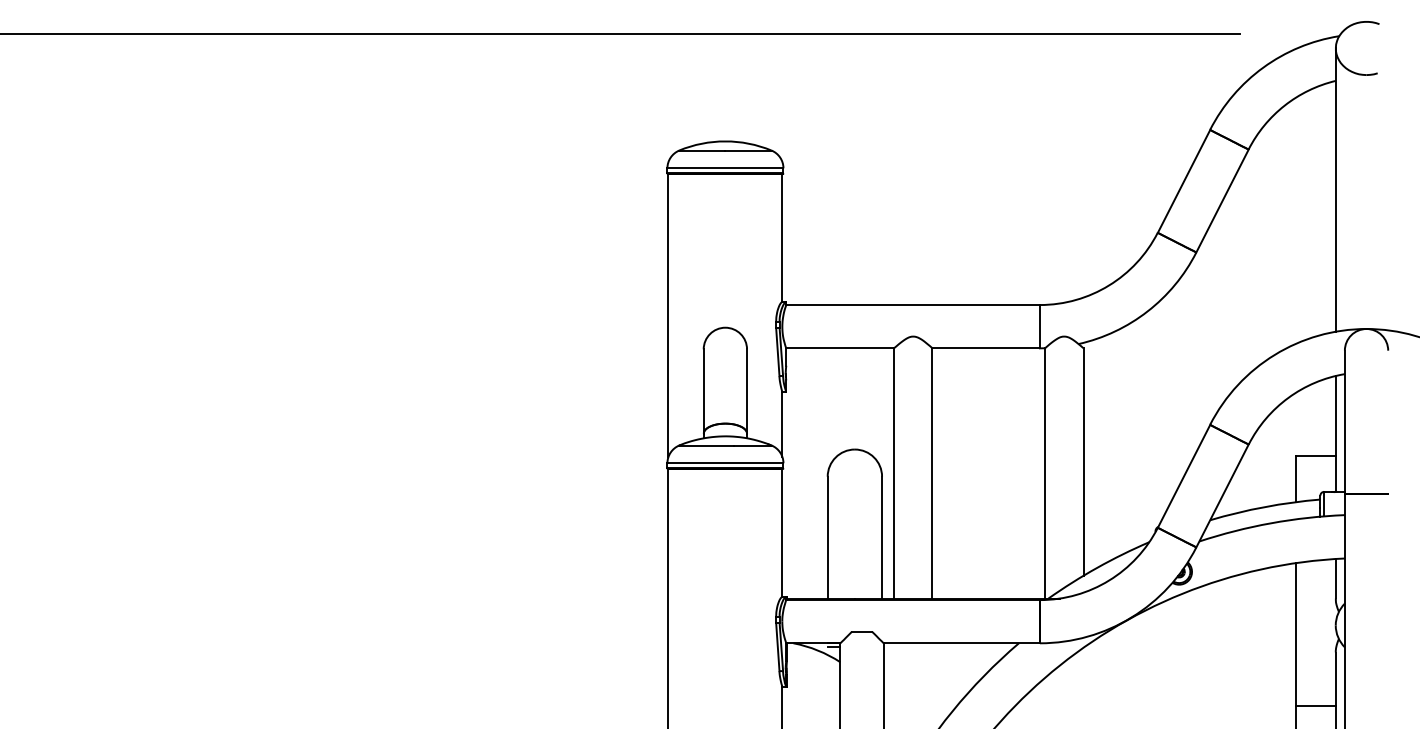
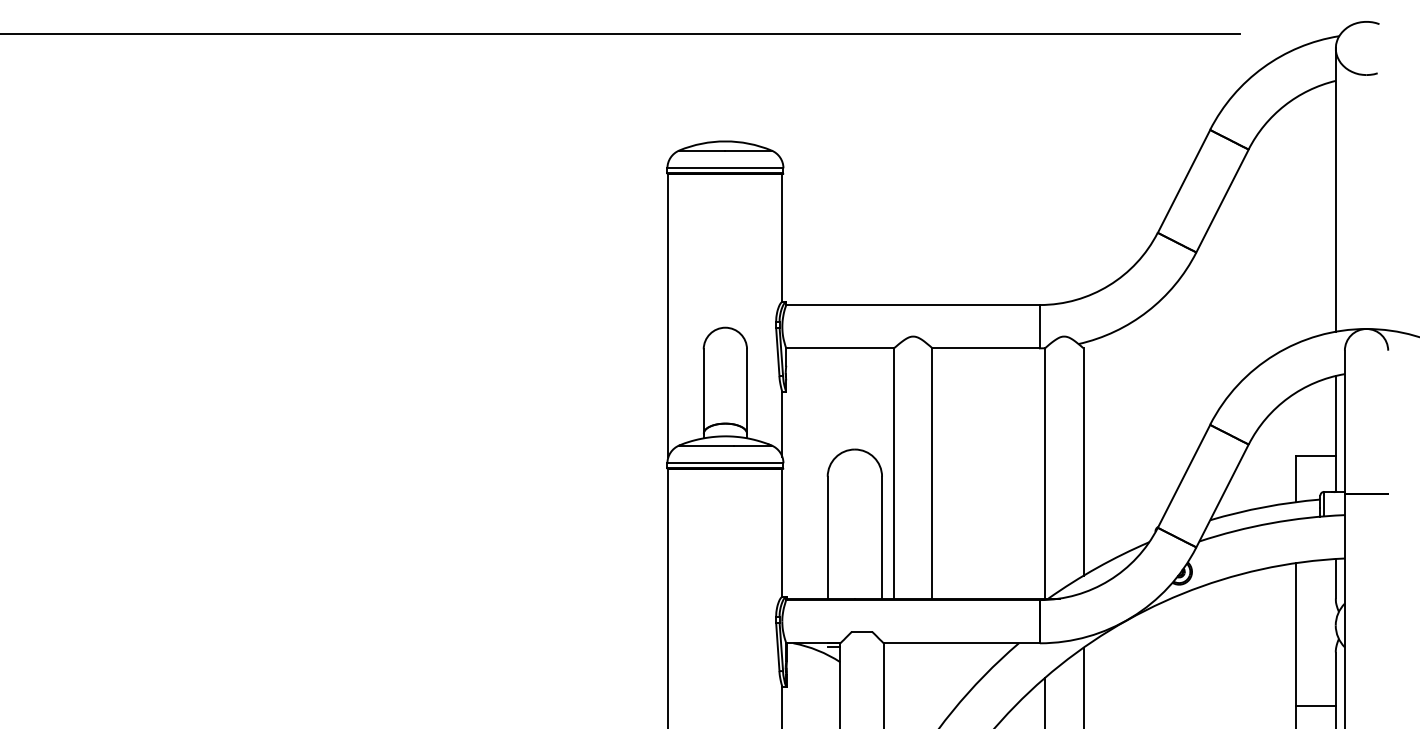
line: none -> present (1083, 686)
line: none -> present (1045, 701)
